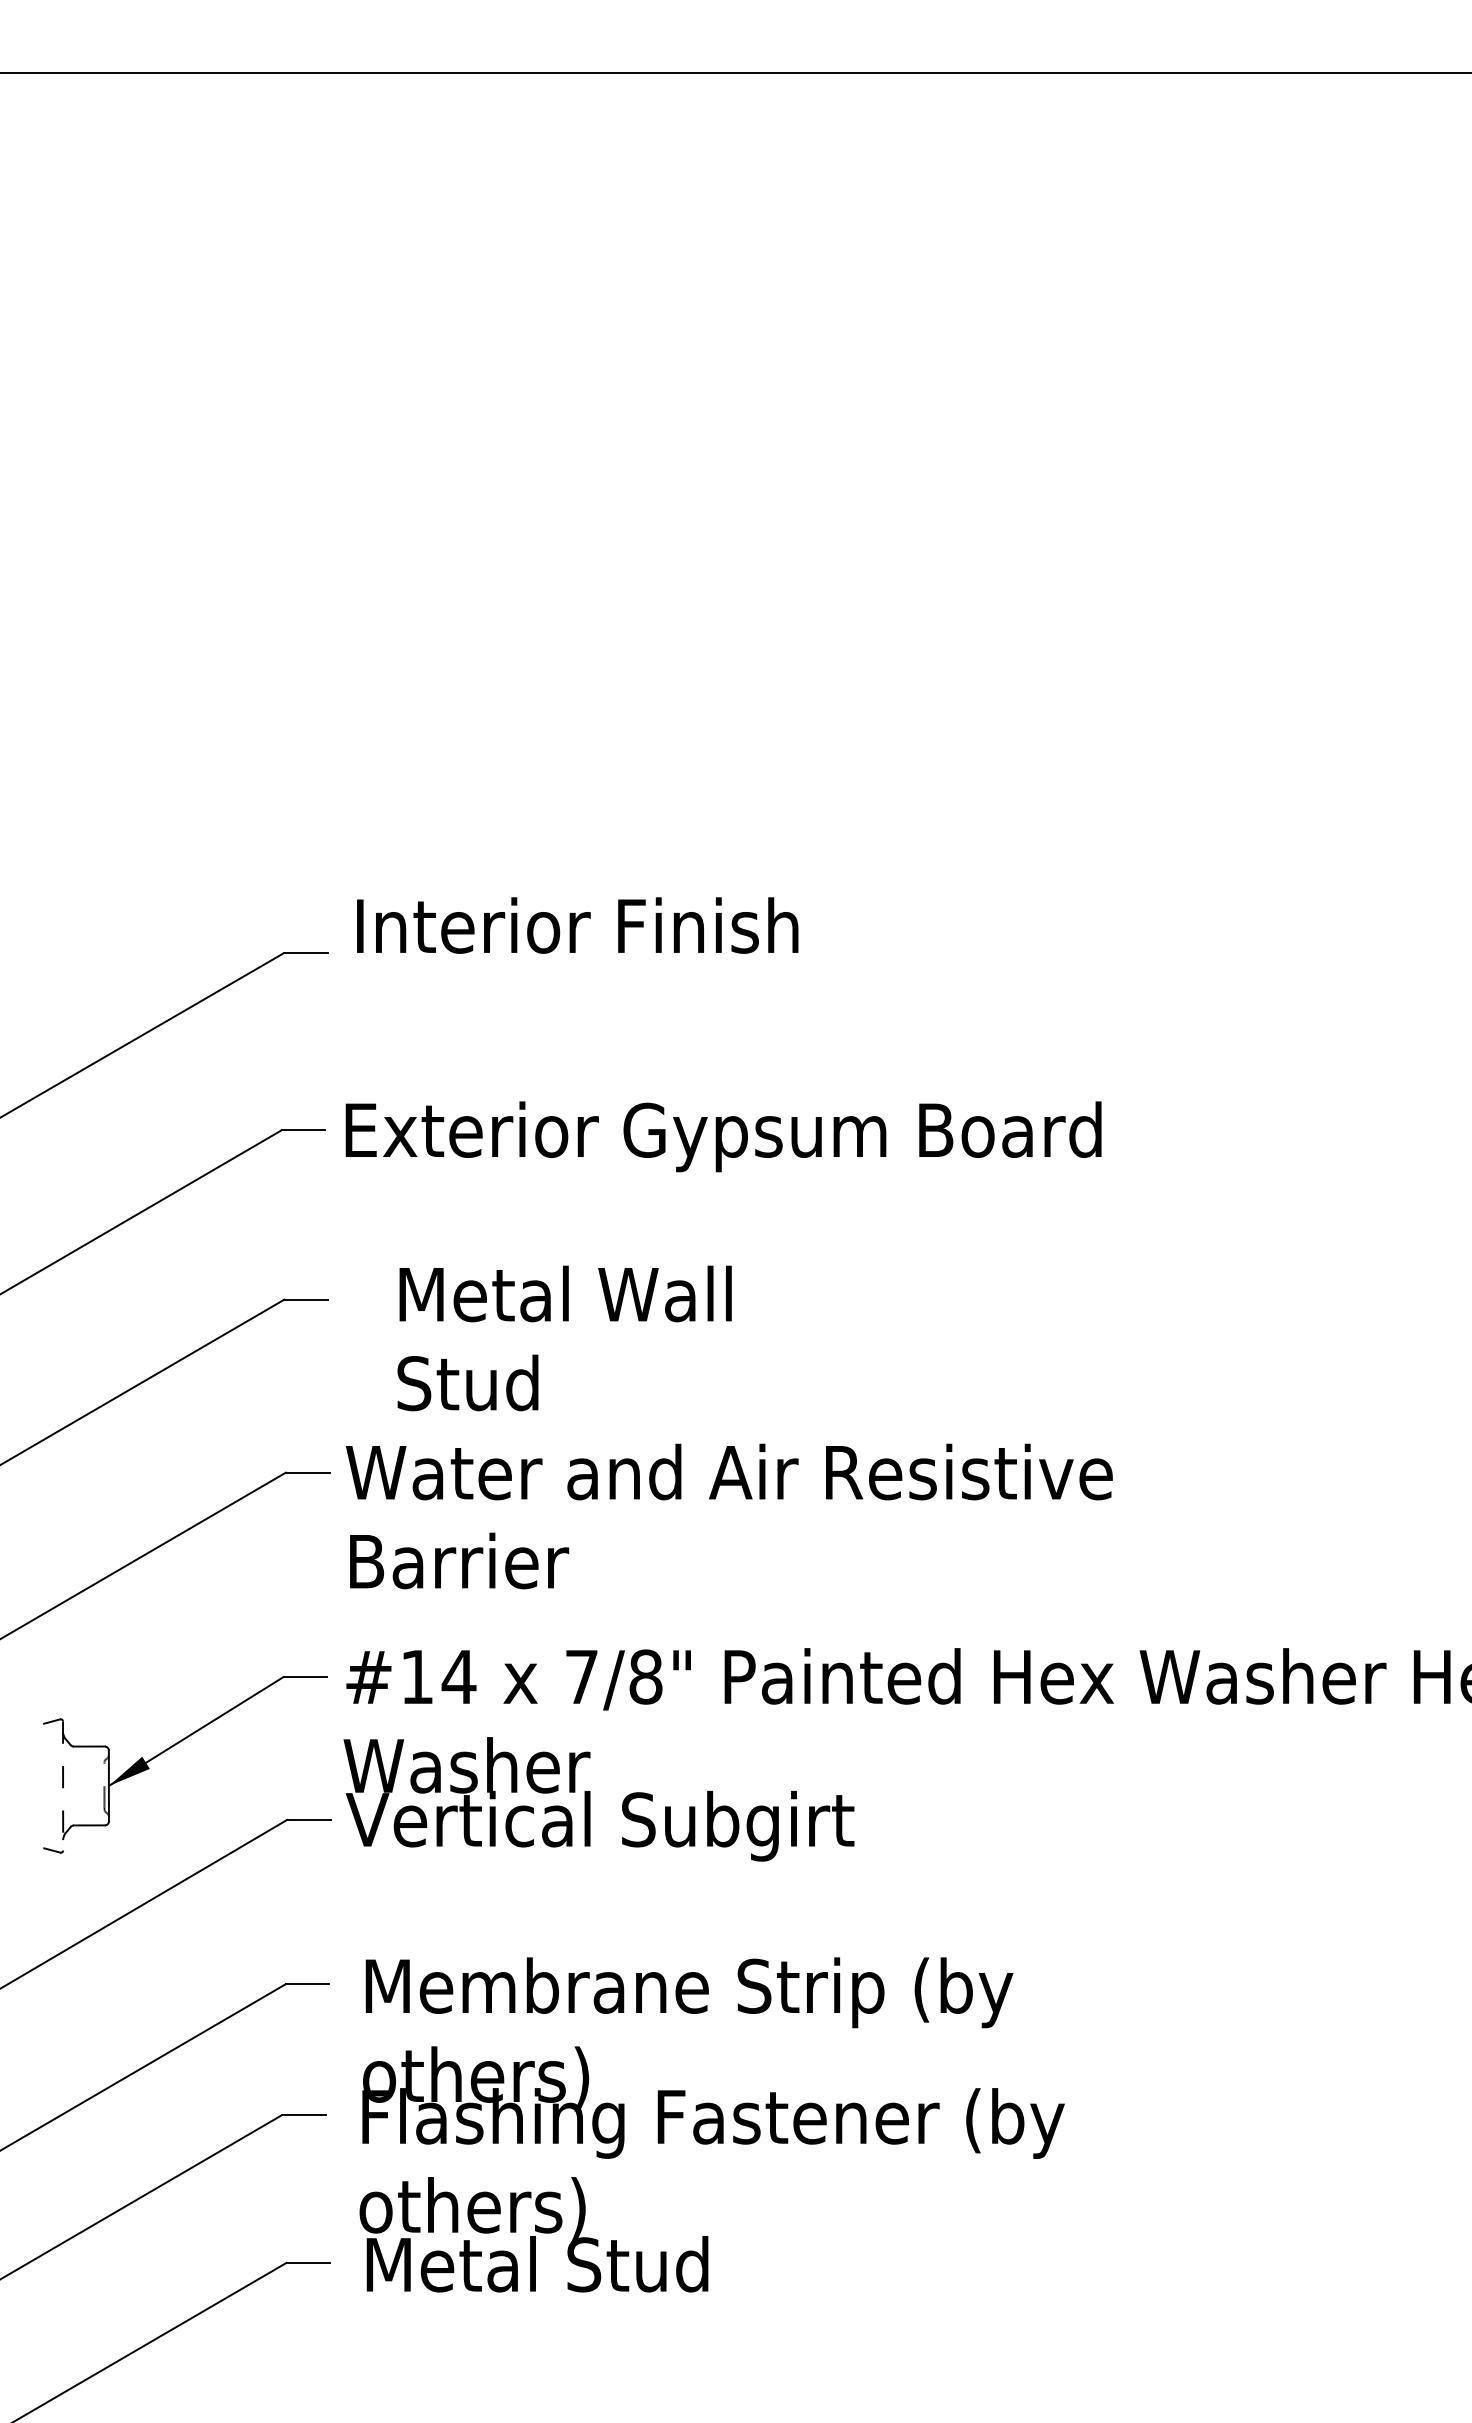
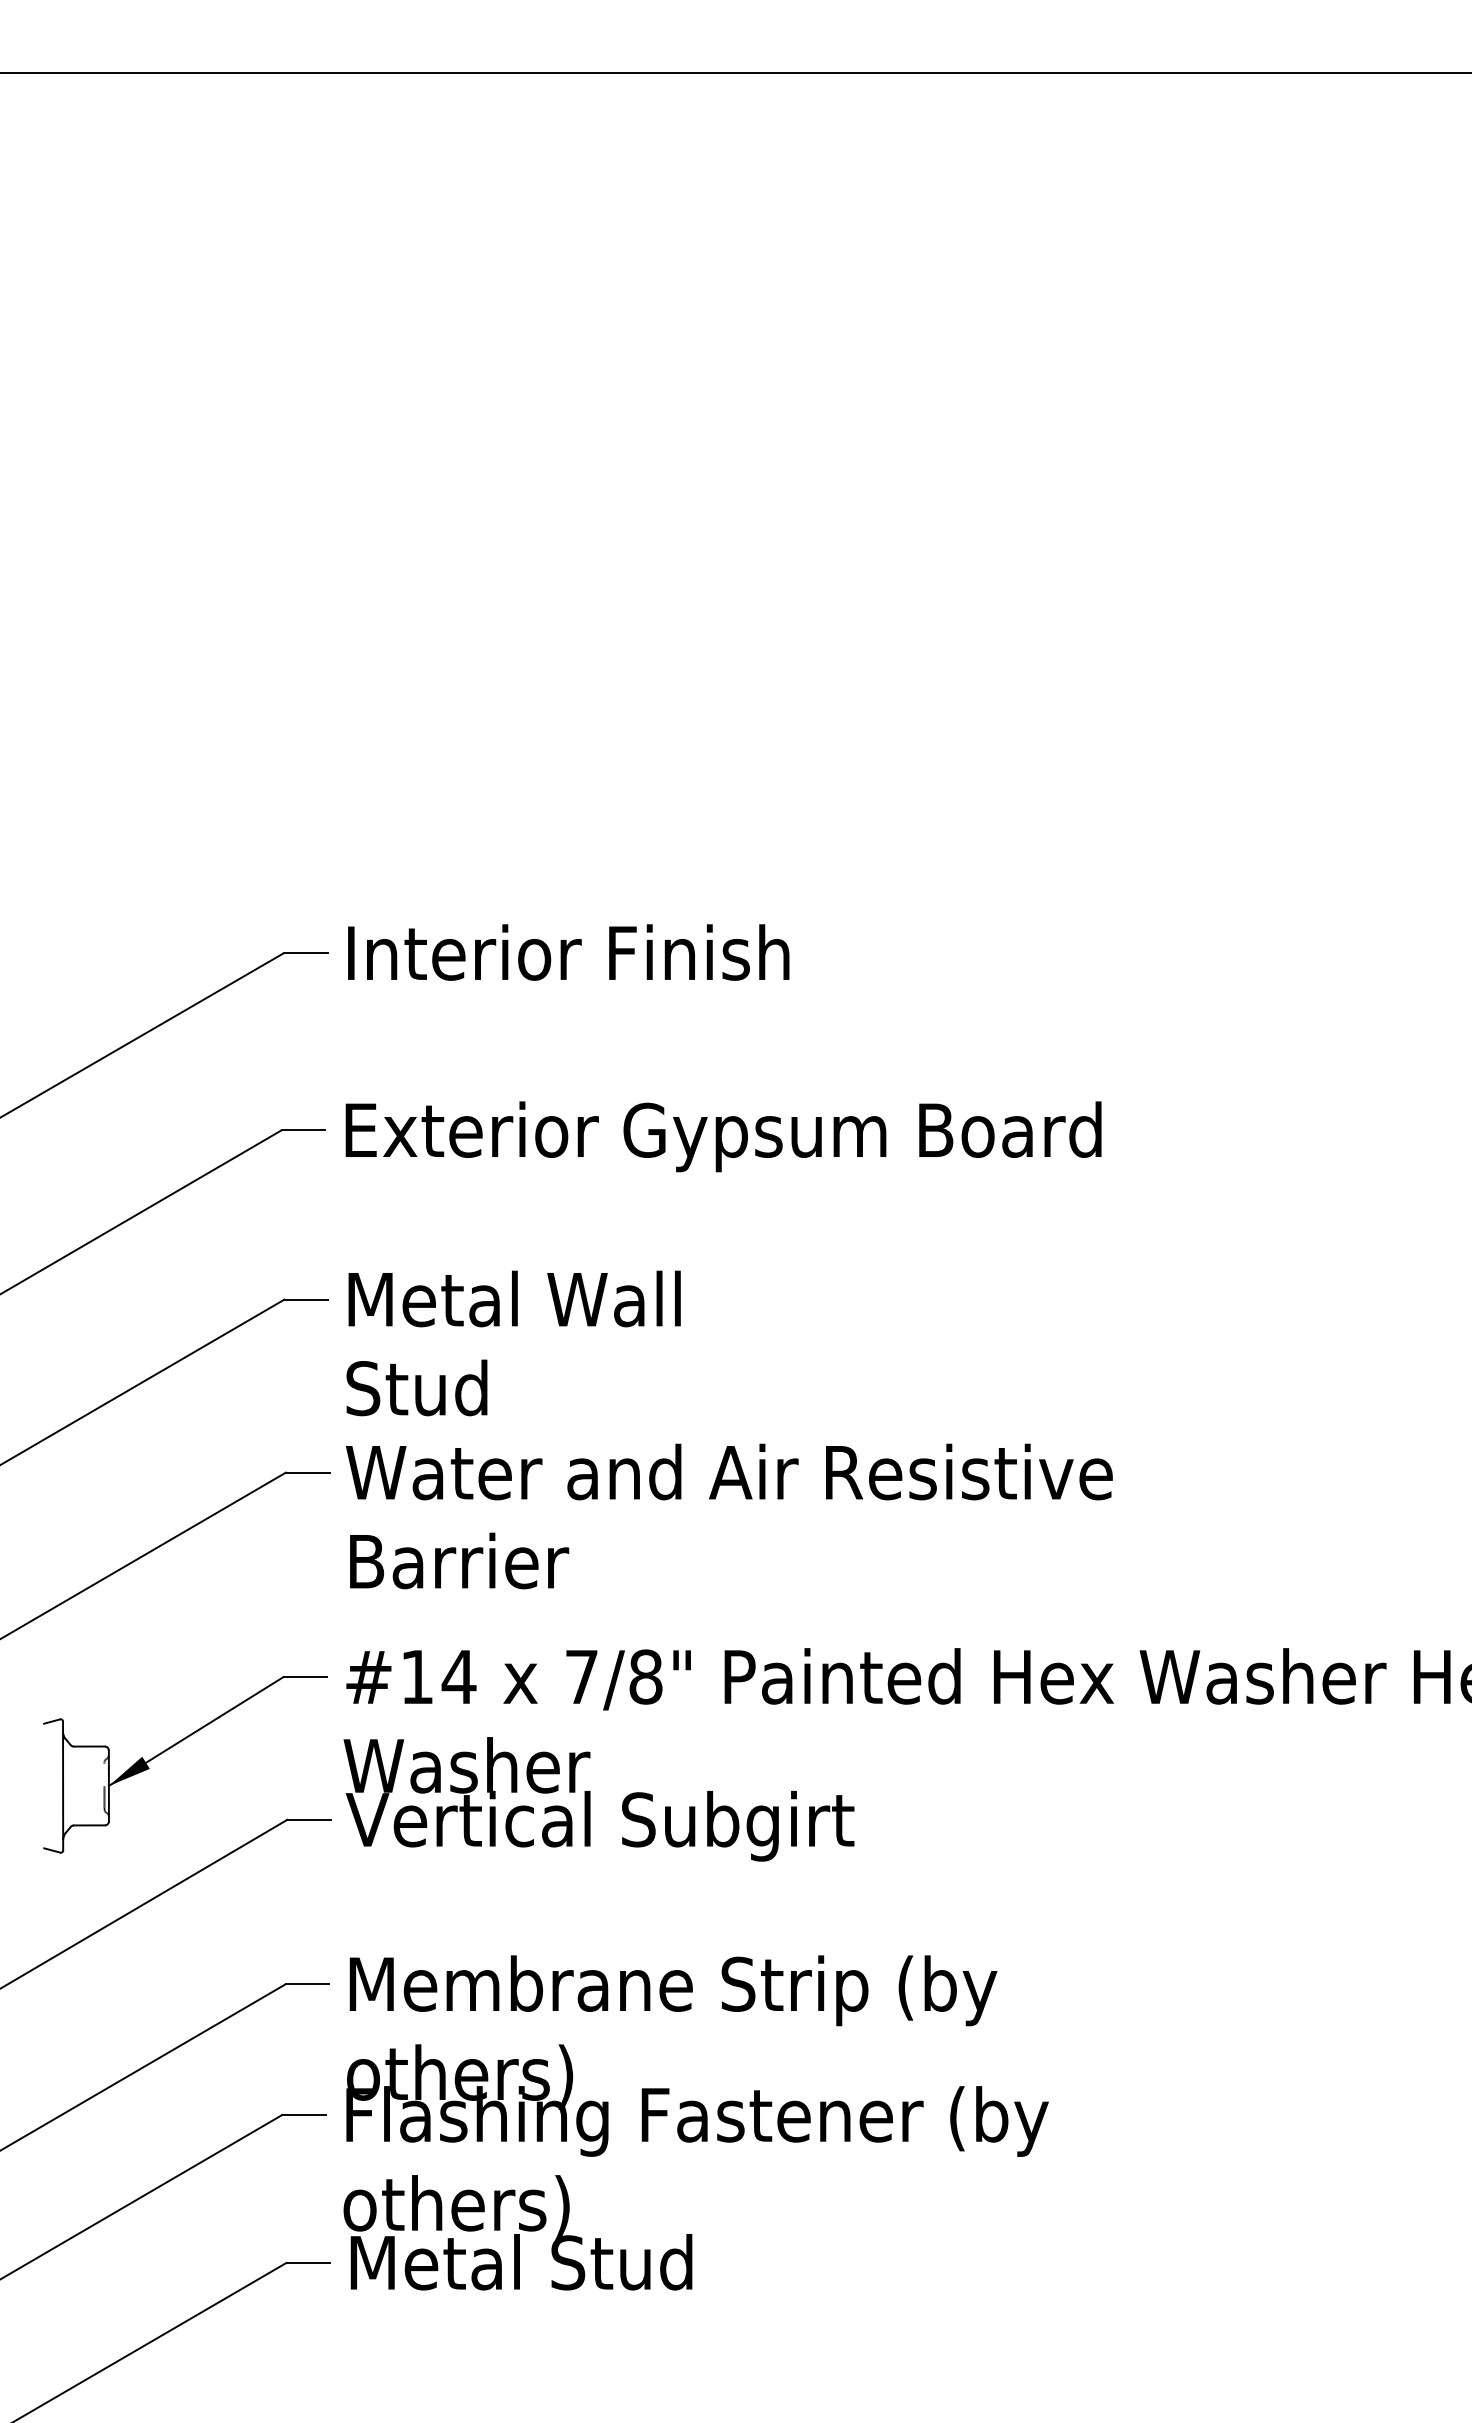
text position: (577, 925) -> (568, 952) (568, 952)
text position: (564, 1338) -> (513, 1343) (513, 1343)
line: dashed -> solid (63, 1786)
text position: (711, 2124) -> (695, 2122) (695, 2122)
